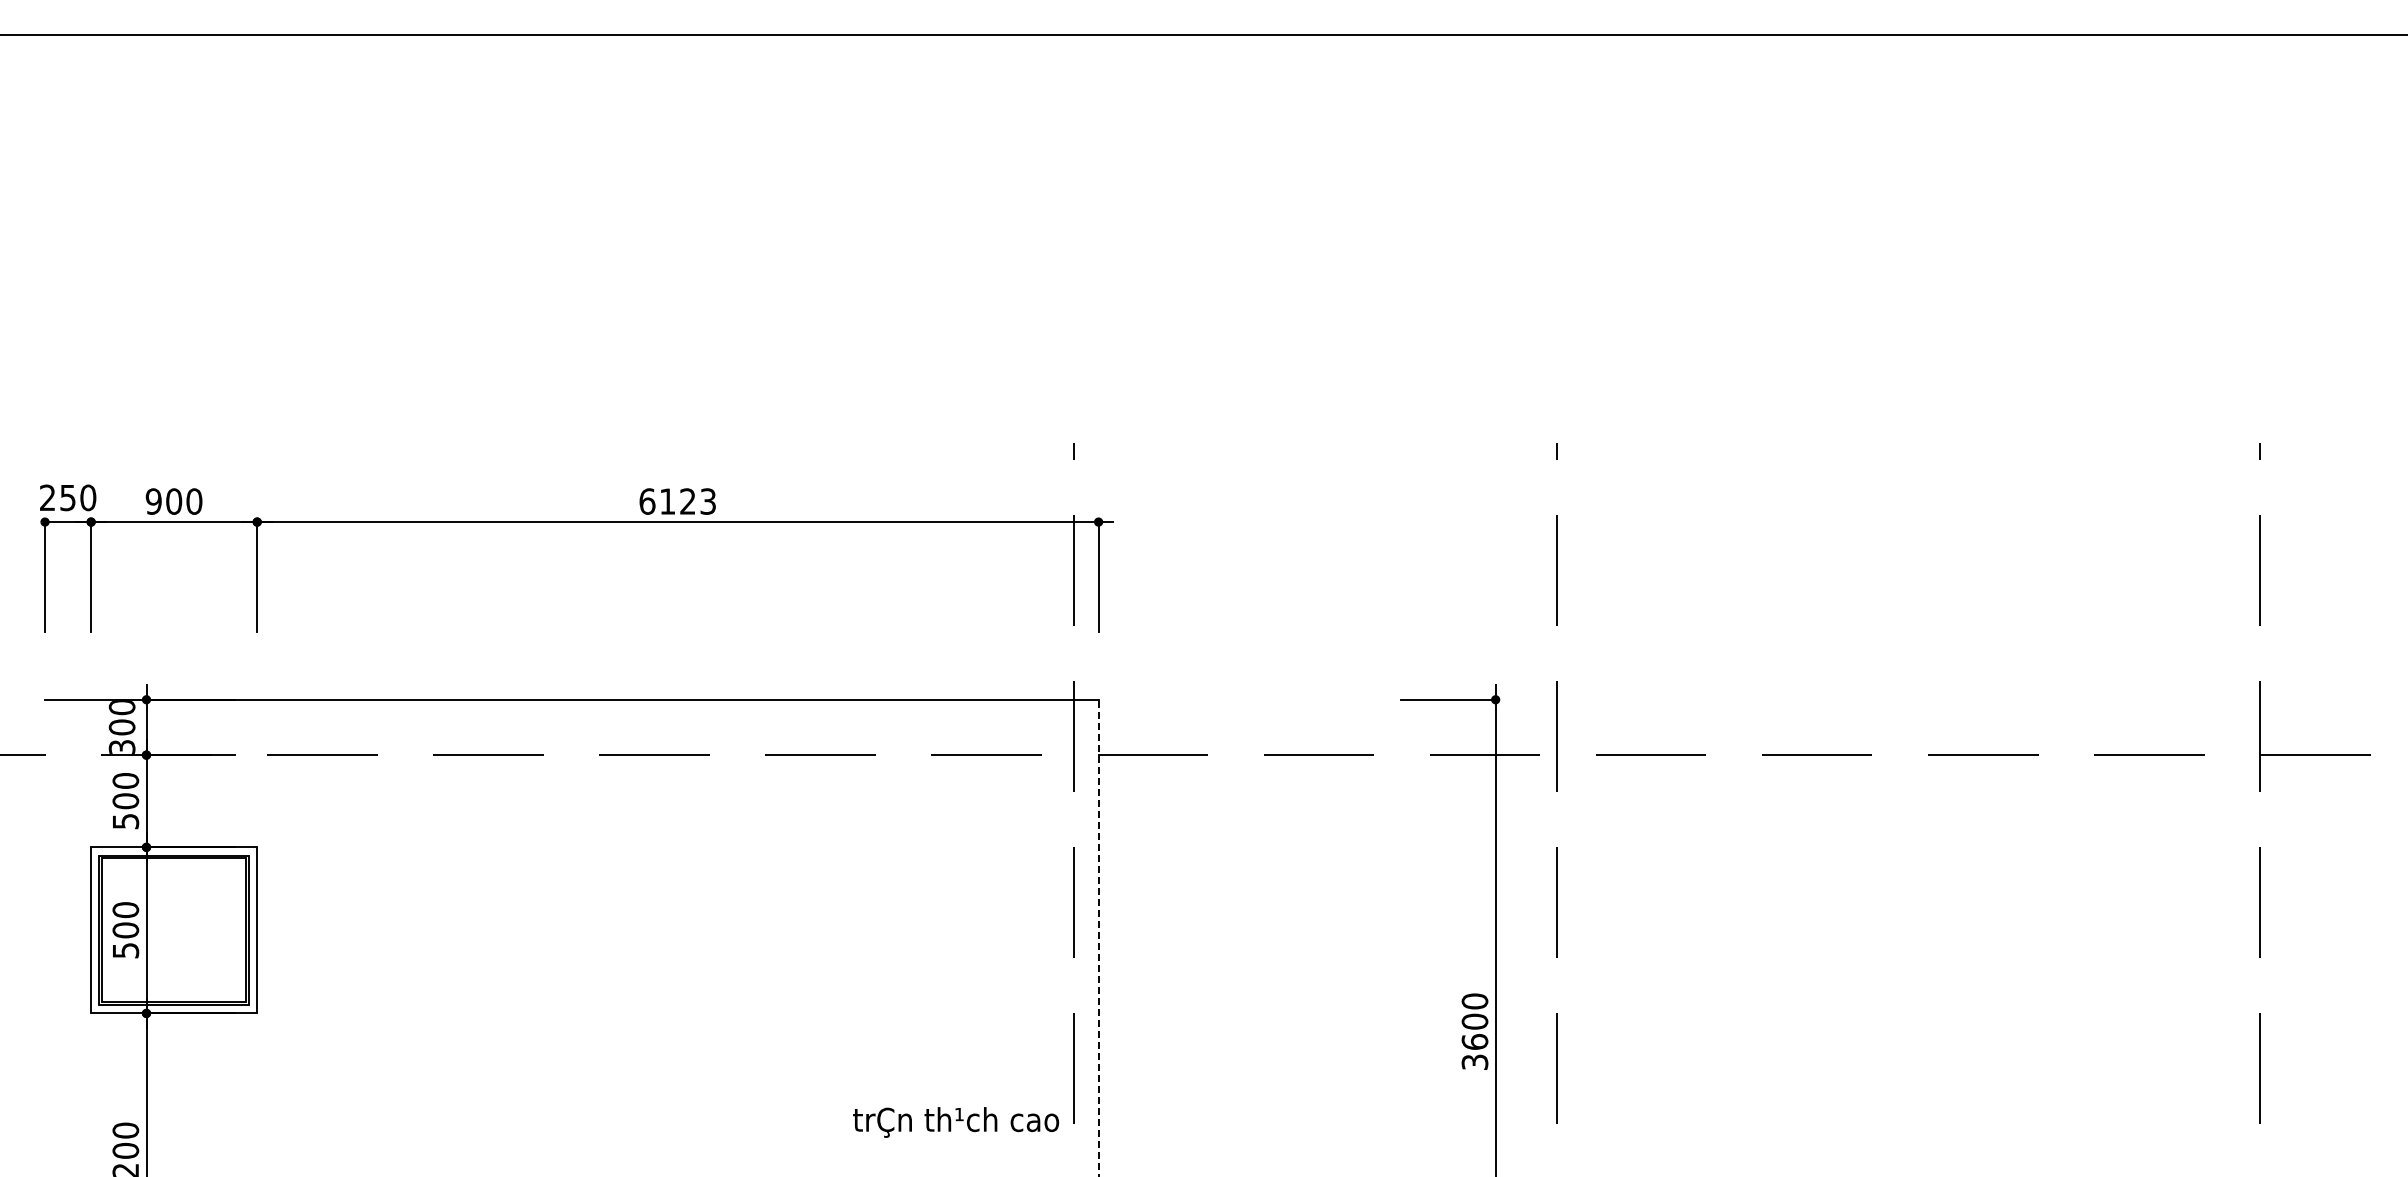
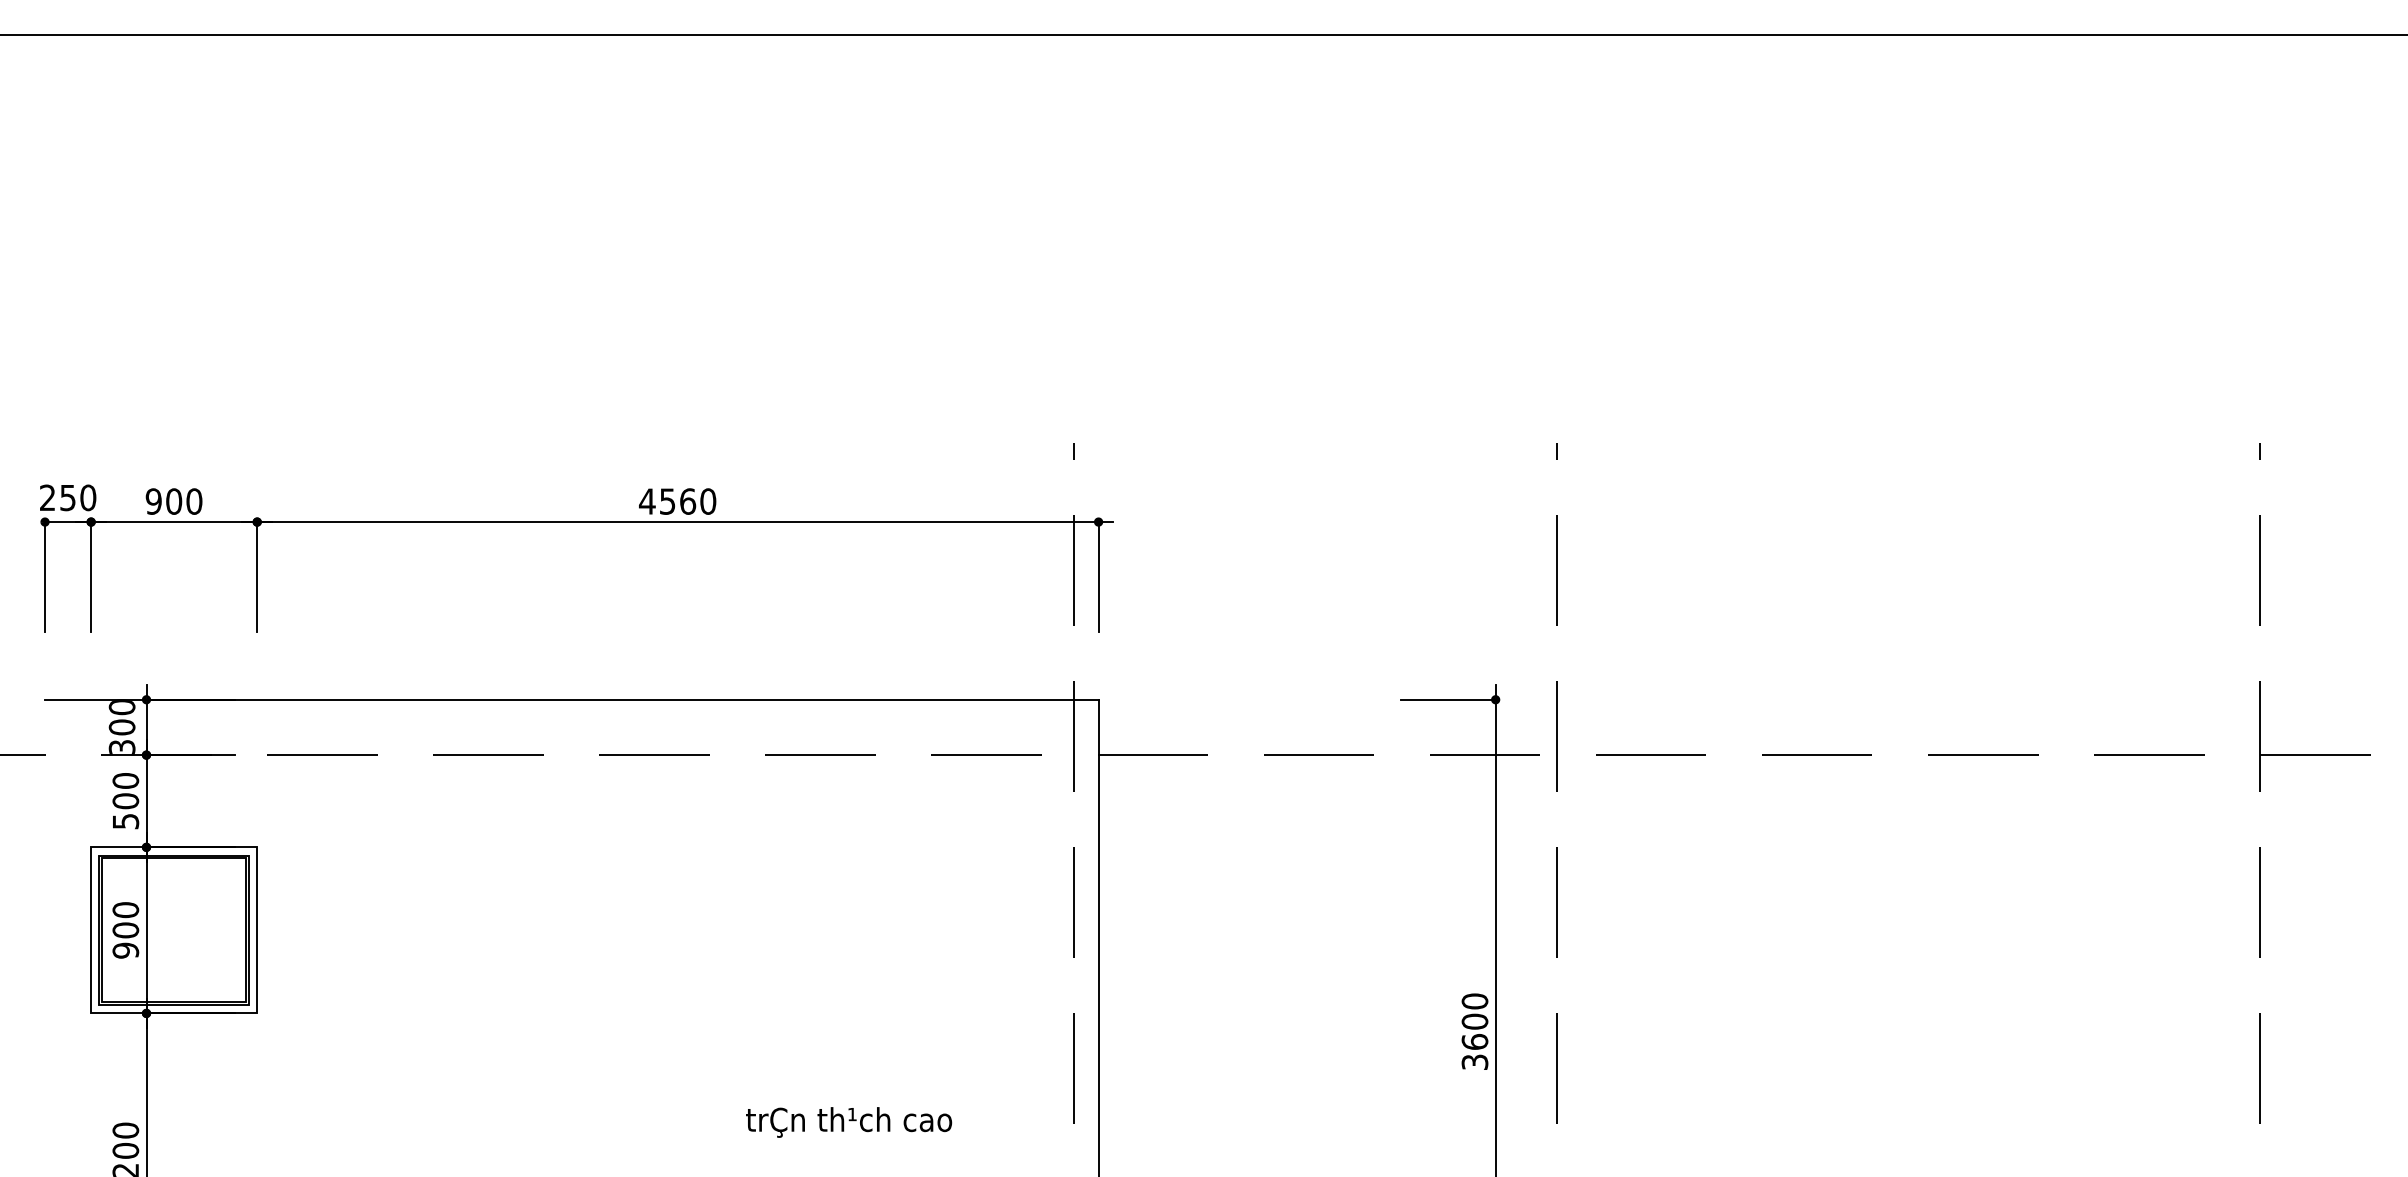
text: 6123 -> 4560 (677, 501)
line: dashed -> solid (1098, 937)
text: 500 -> 900 (125, 950)
text position: (956, 1122) -> (849, 1122) (849, 1122)
